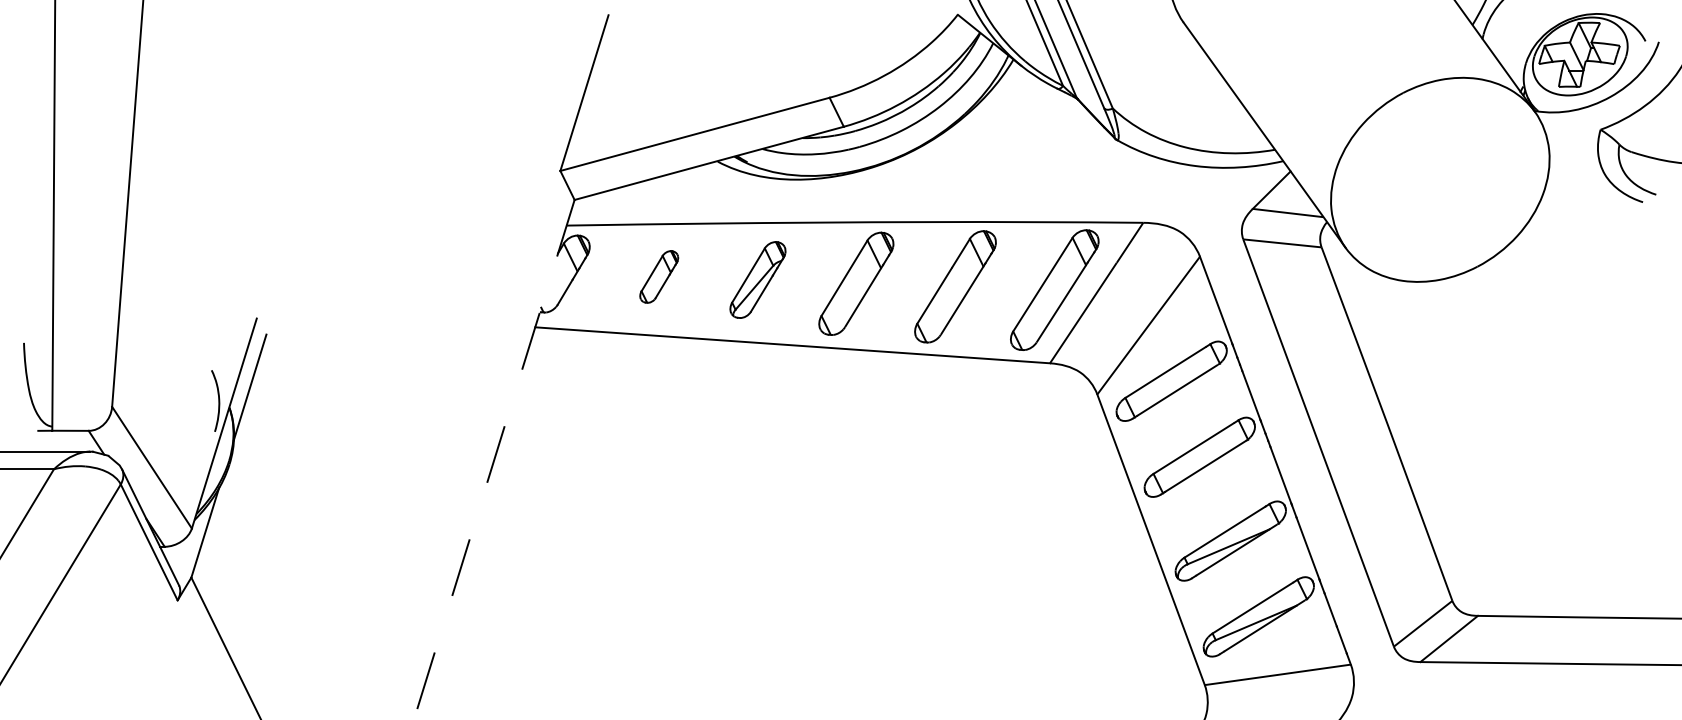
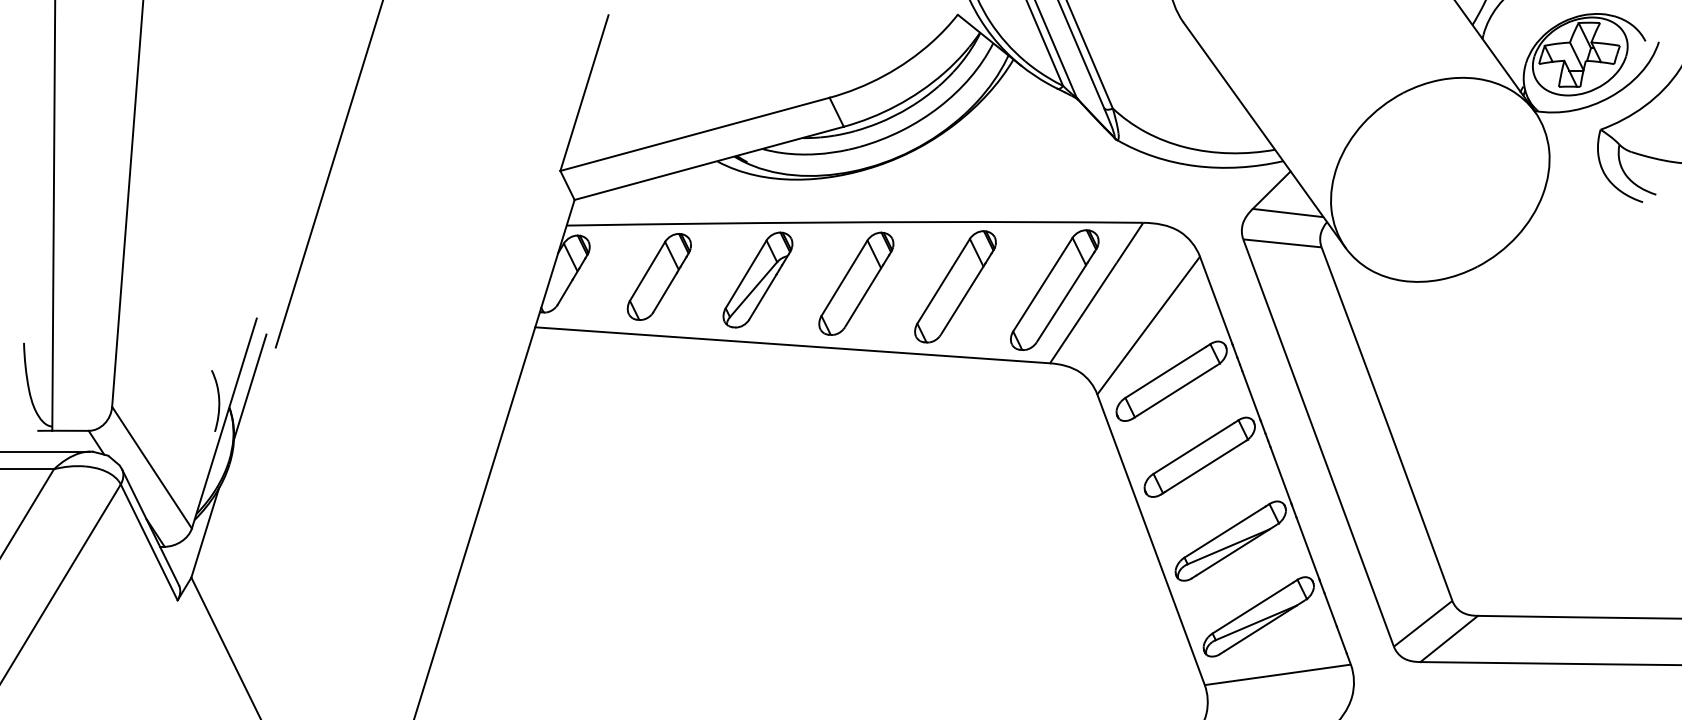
line: none -> present (328, 174)
part size: 41x54 px -> 66x88 px (658, 276)
part size: 58x78 px -> 72x98 px (757, 279)
line: dashed -> solid (494, 459)
